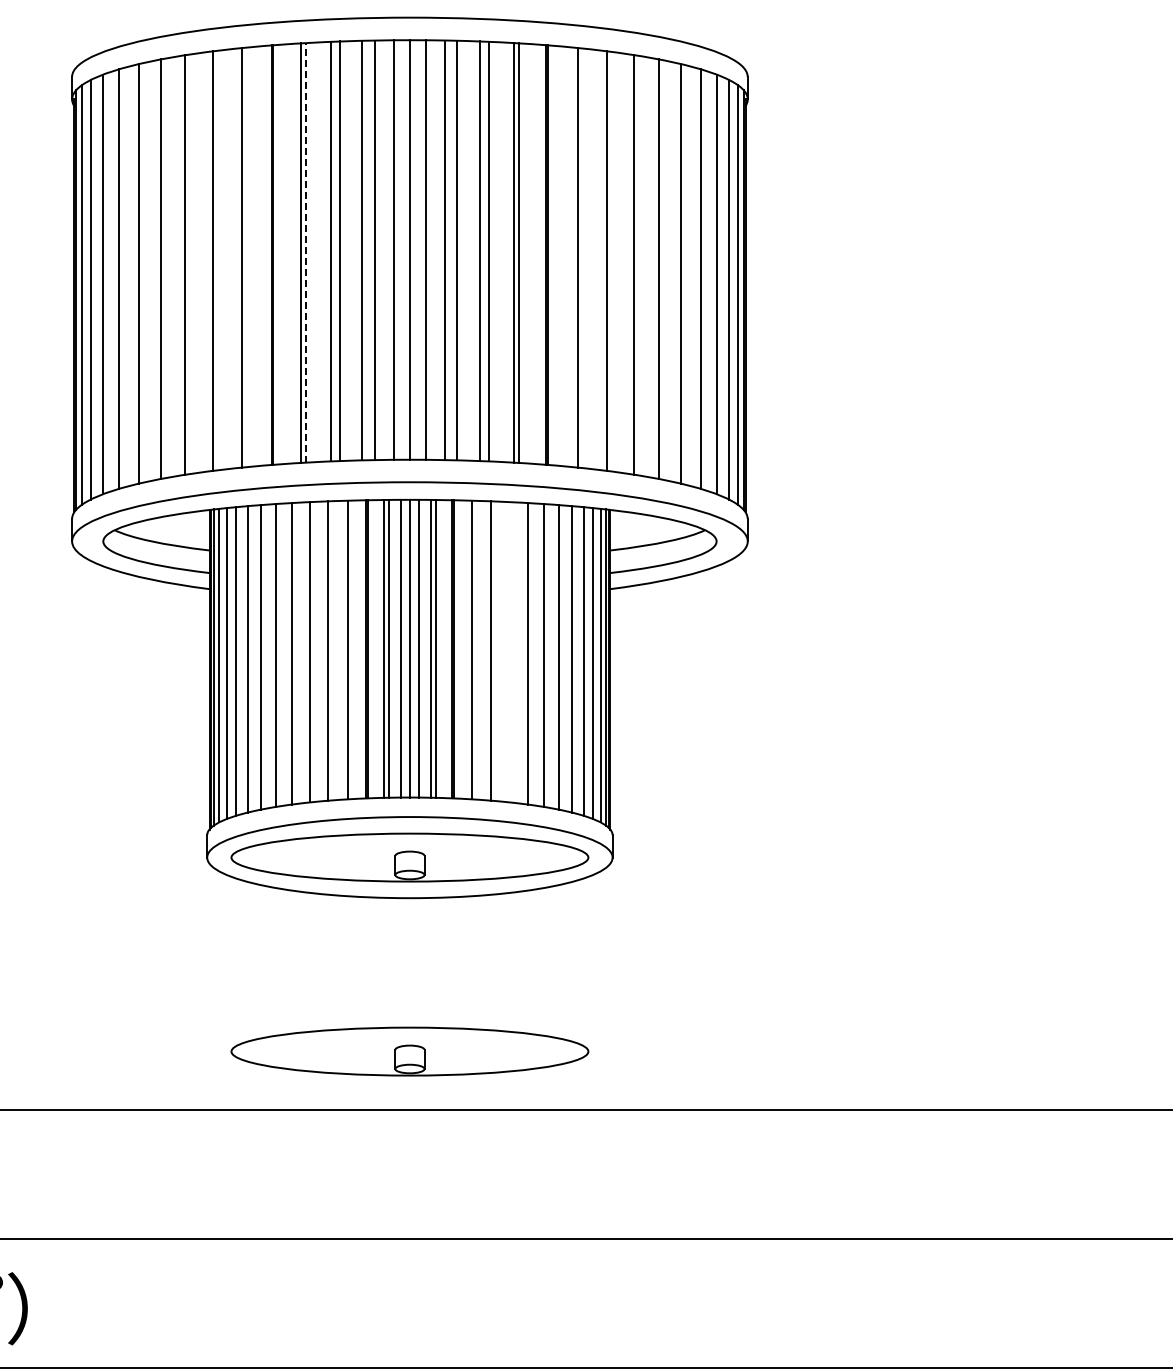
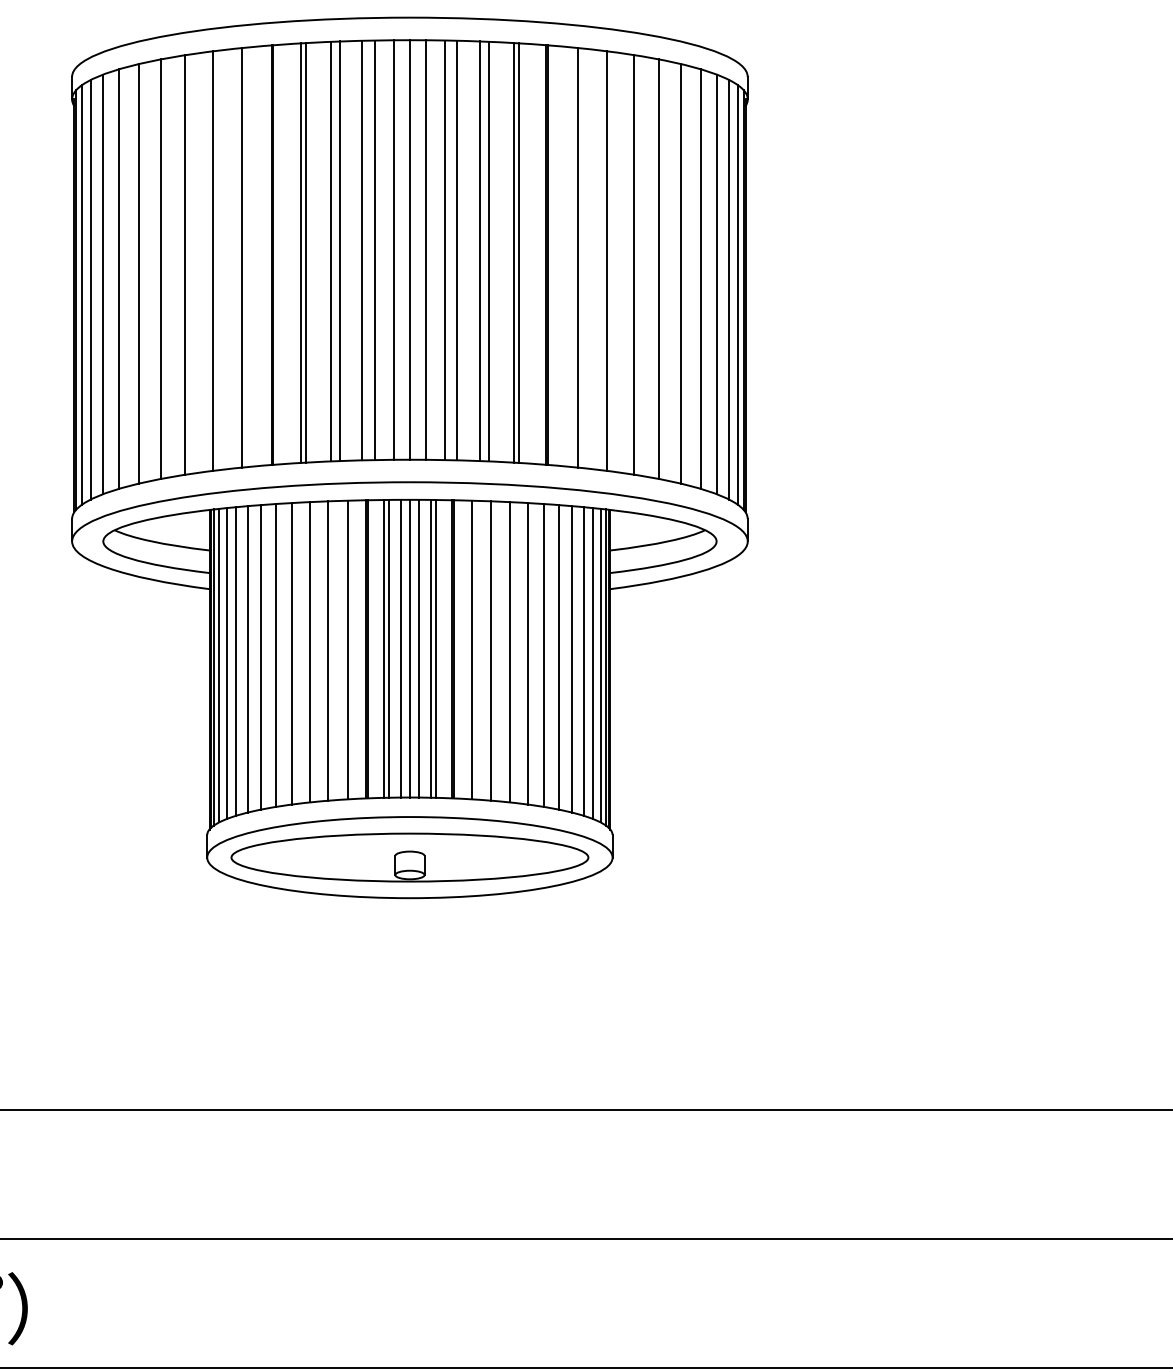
line: dashed -> solid (306, 252)
line: none -> present (510, 652)
part: present -> none (409, 1051)
